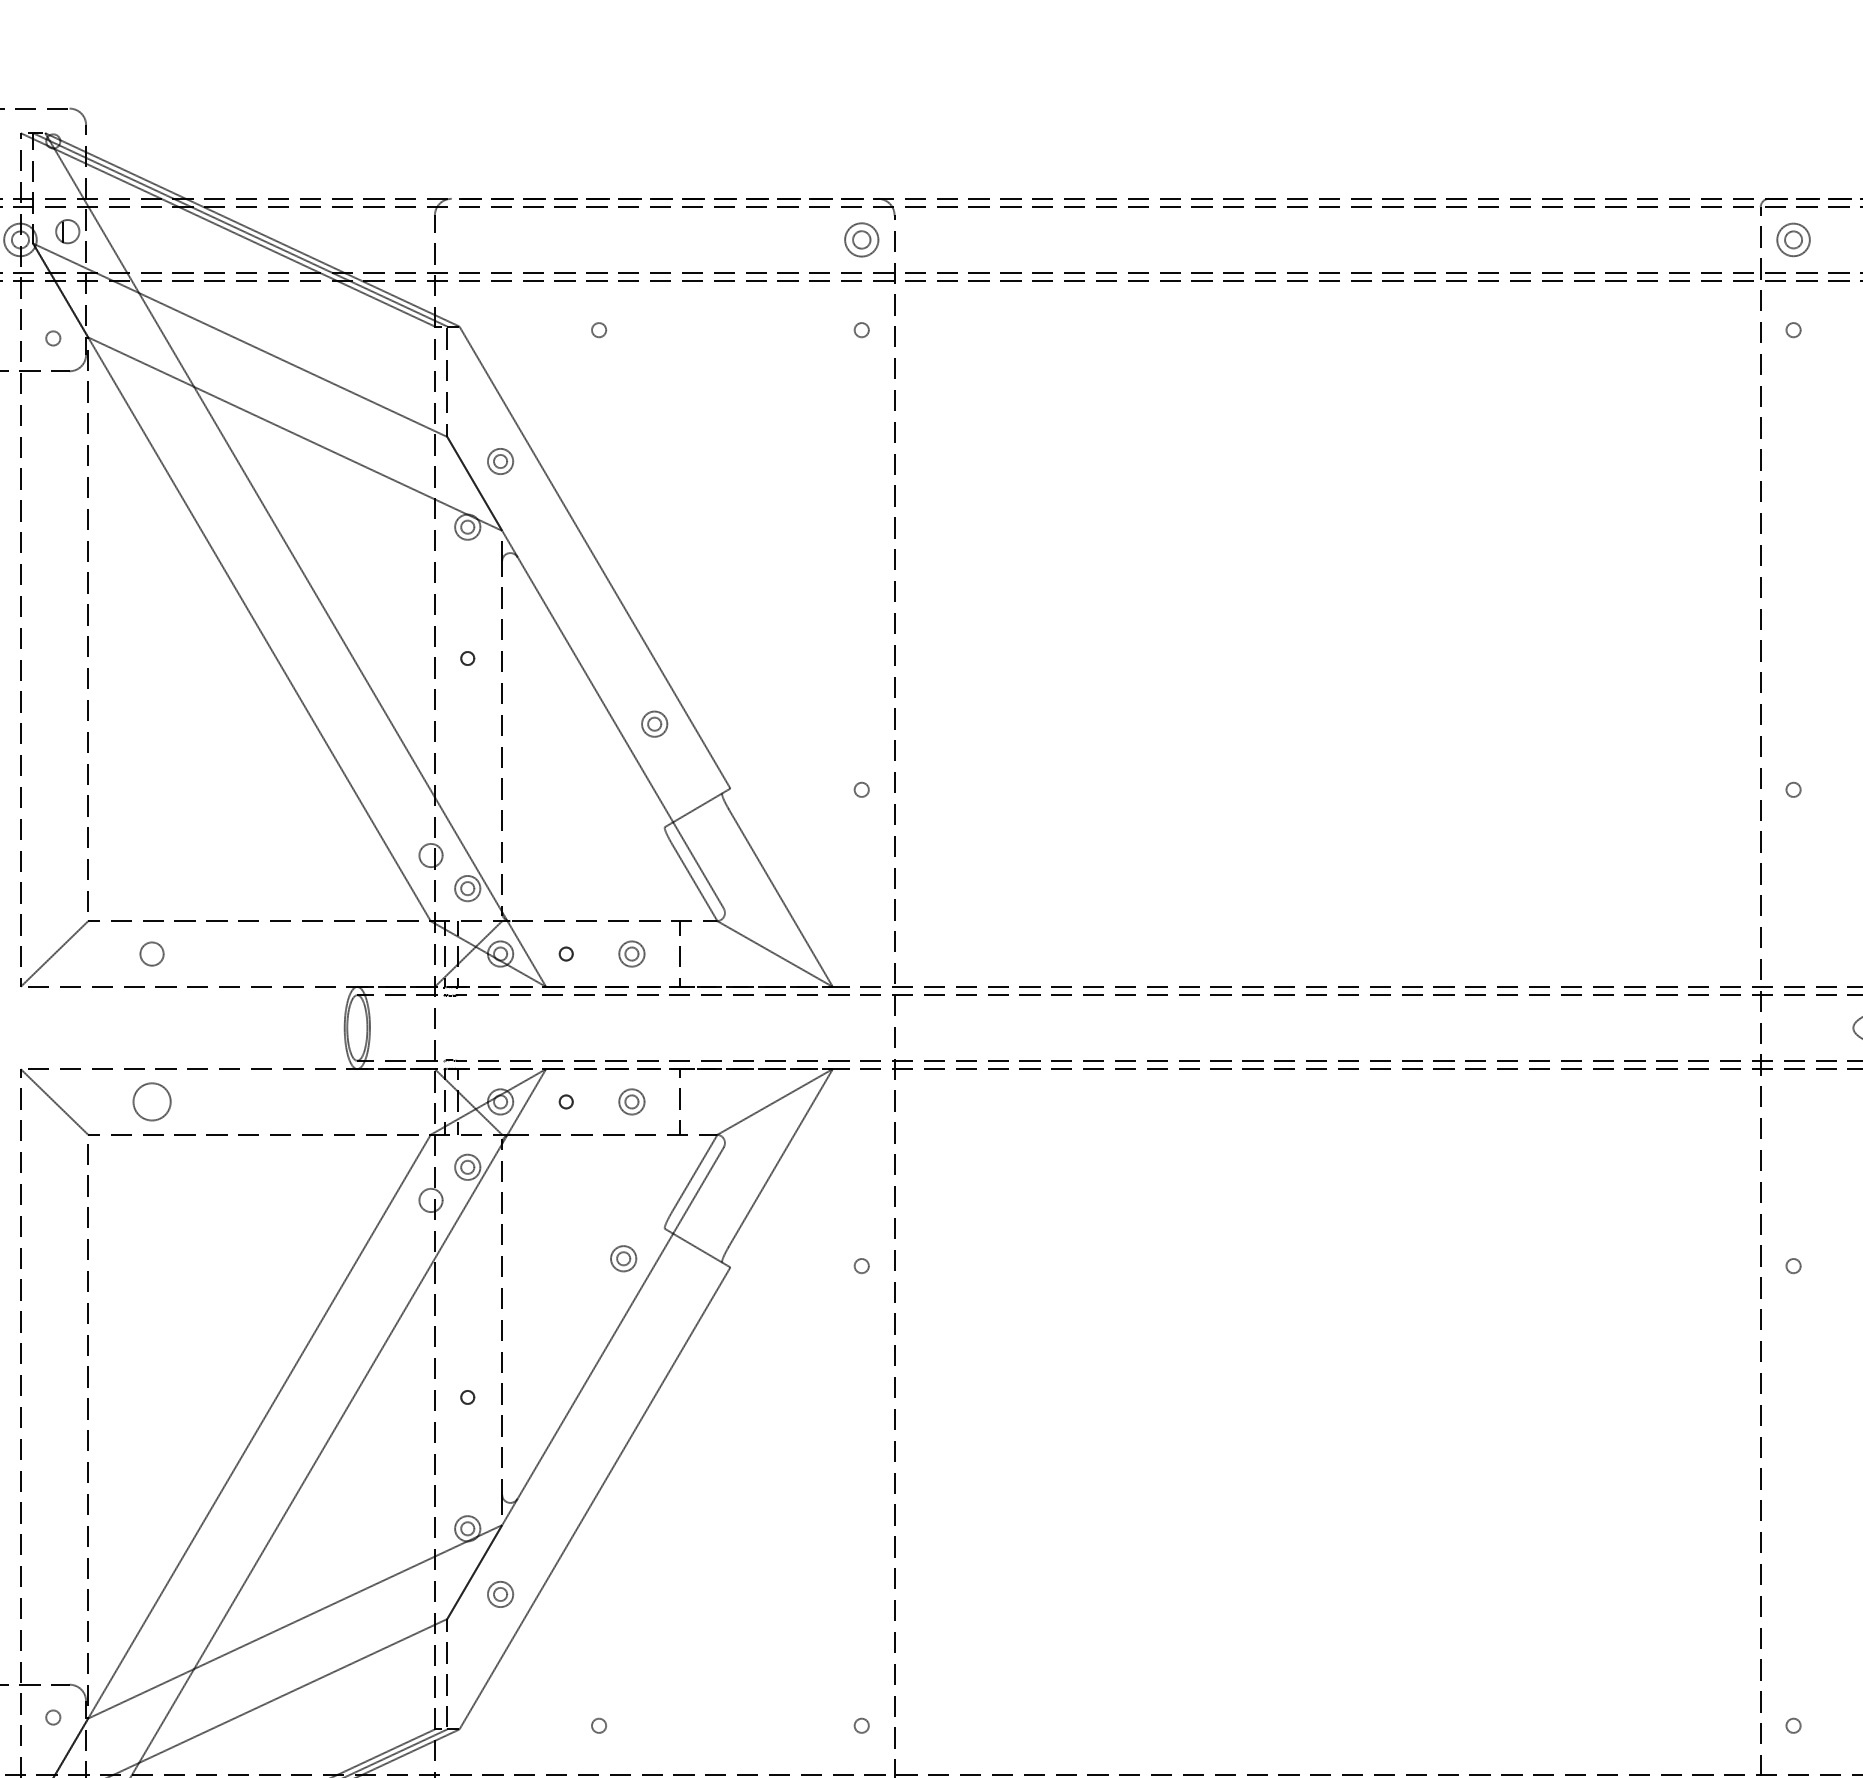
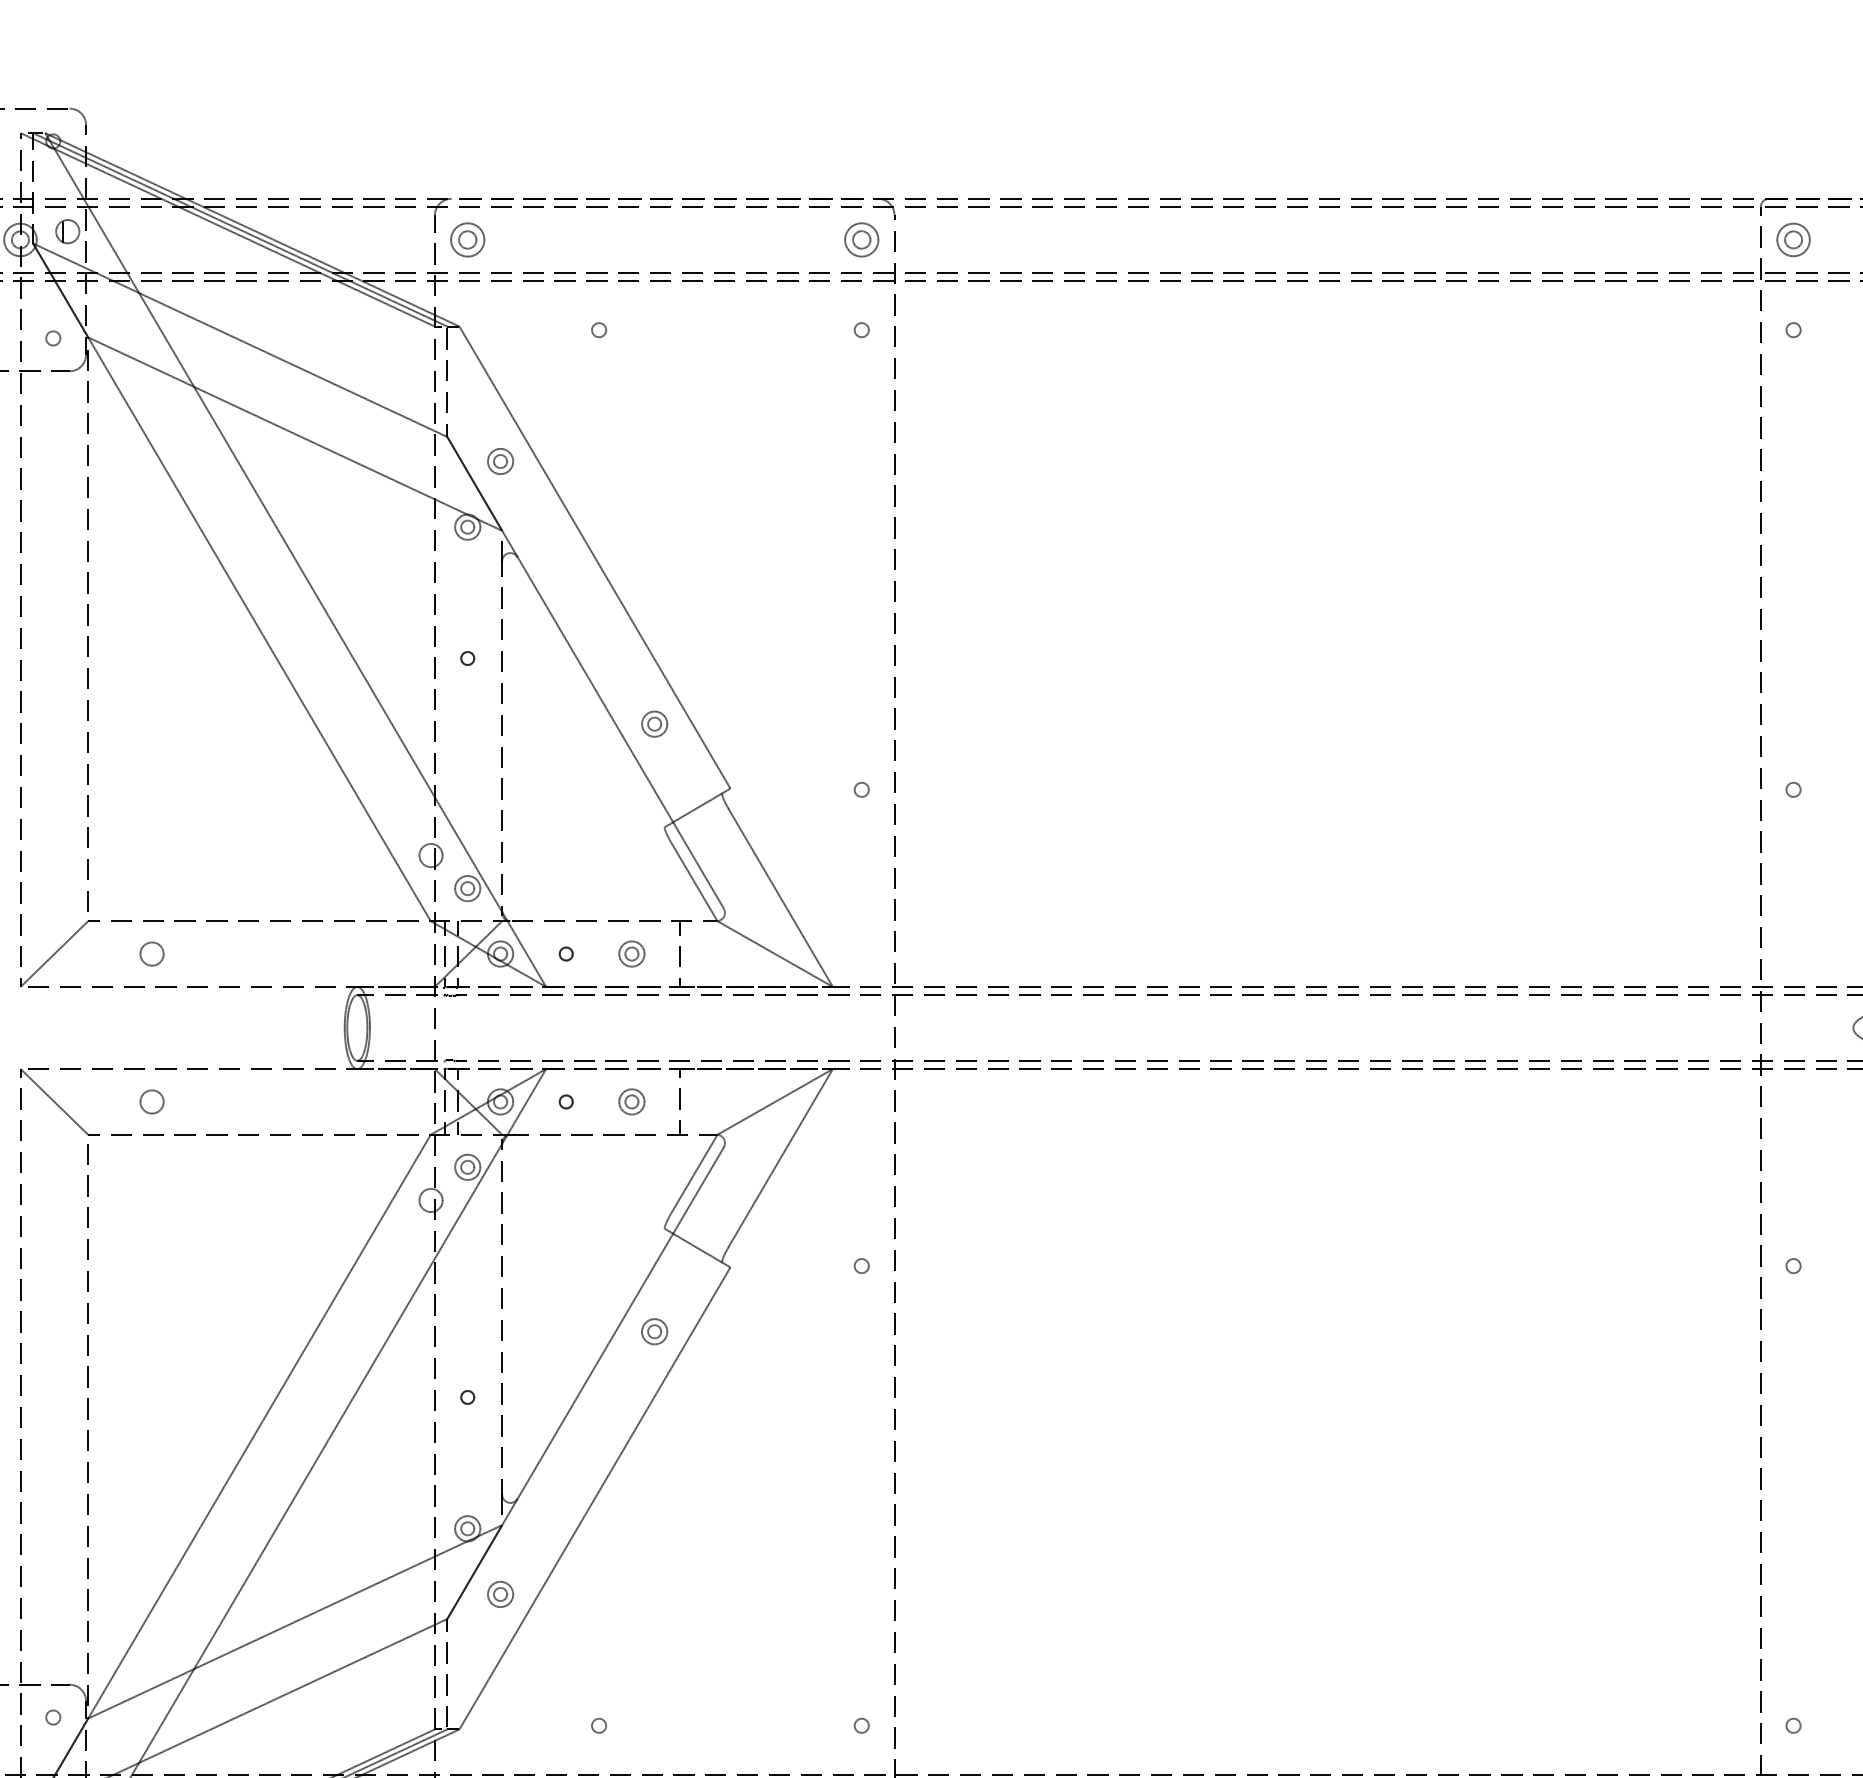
part: none -> present (467, 239)
circle size: 40x40 px -> 26x26 px (151, 1101)
part position: (623, 1258) -> (654, 1331) (654, 1331)
